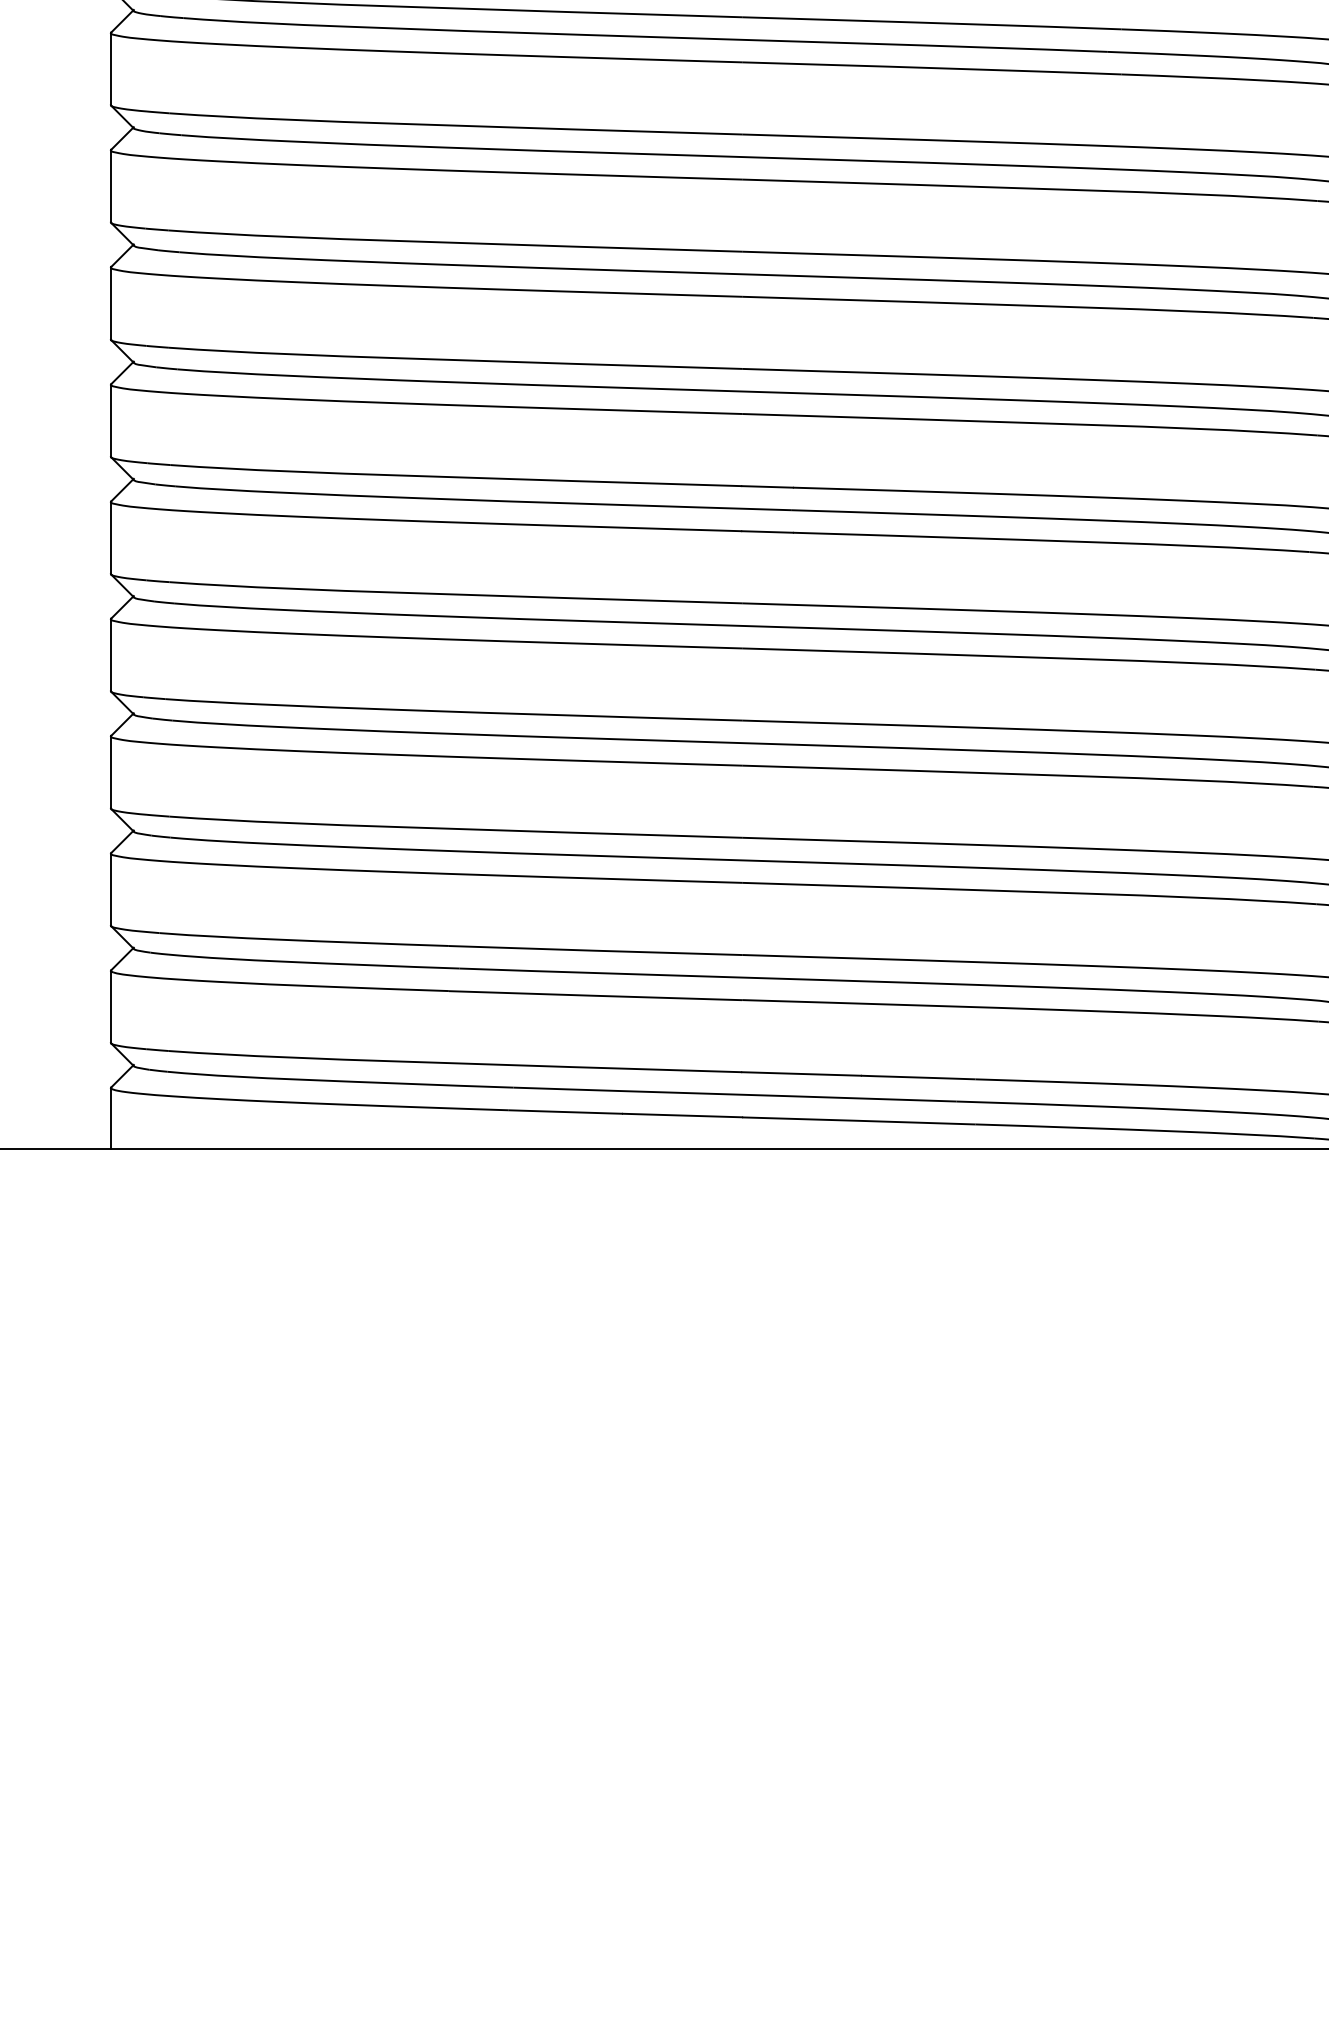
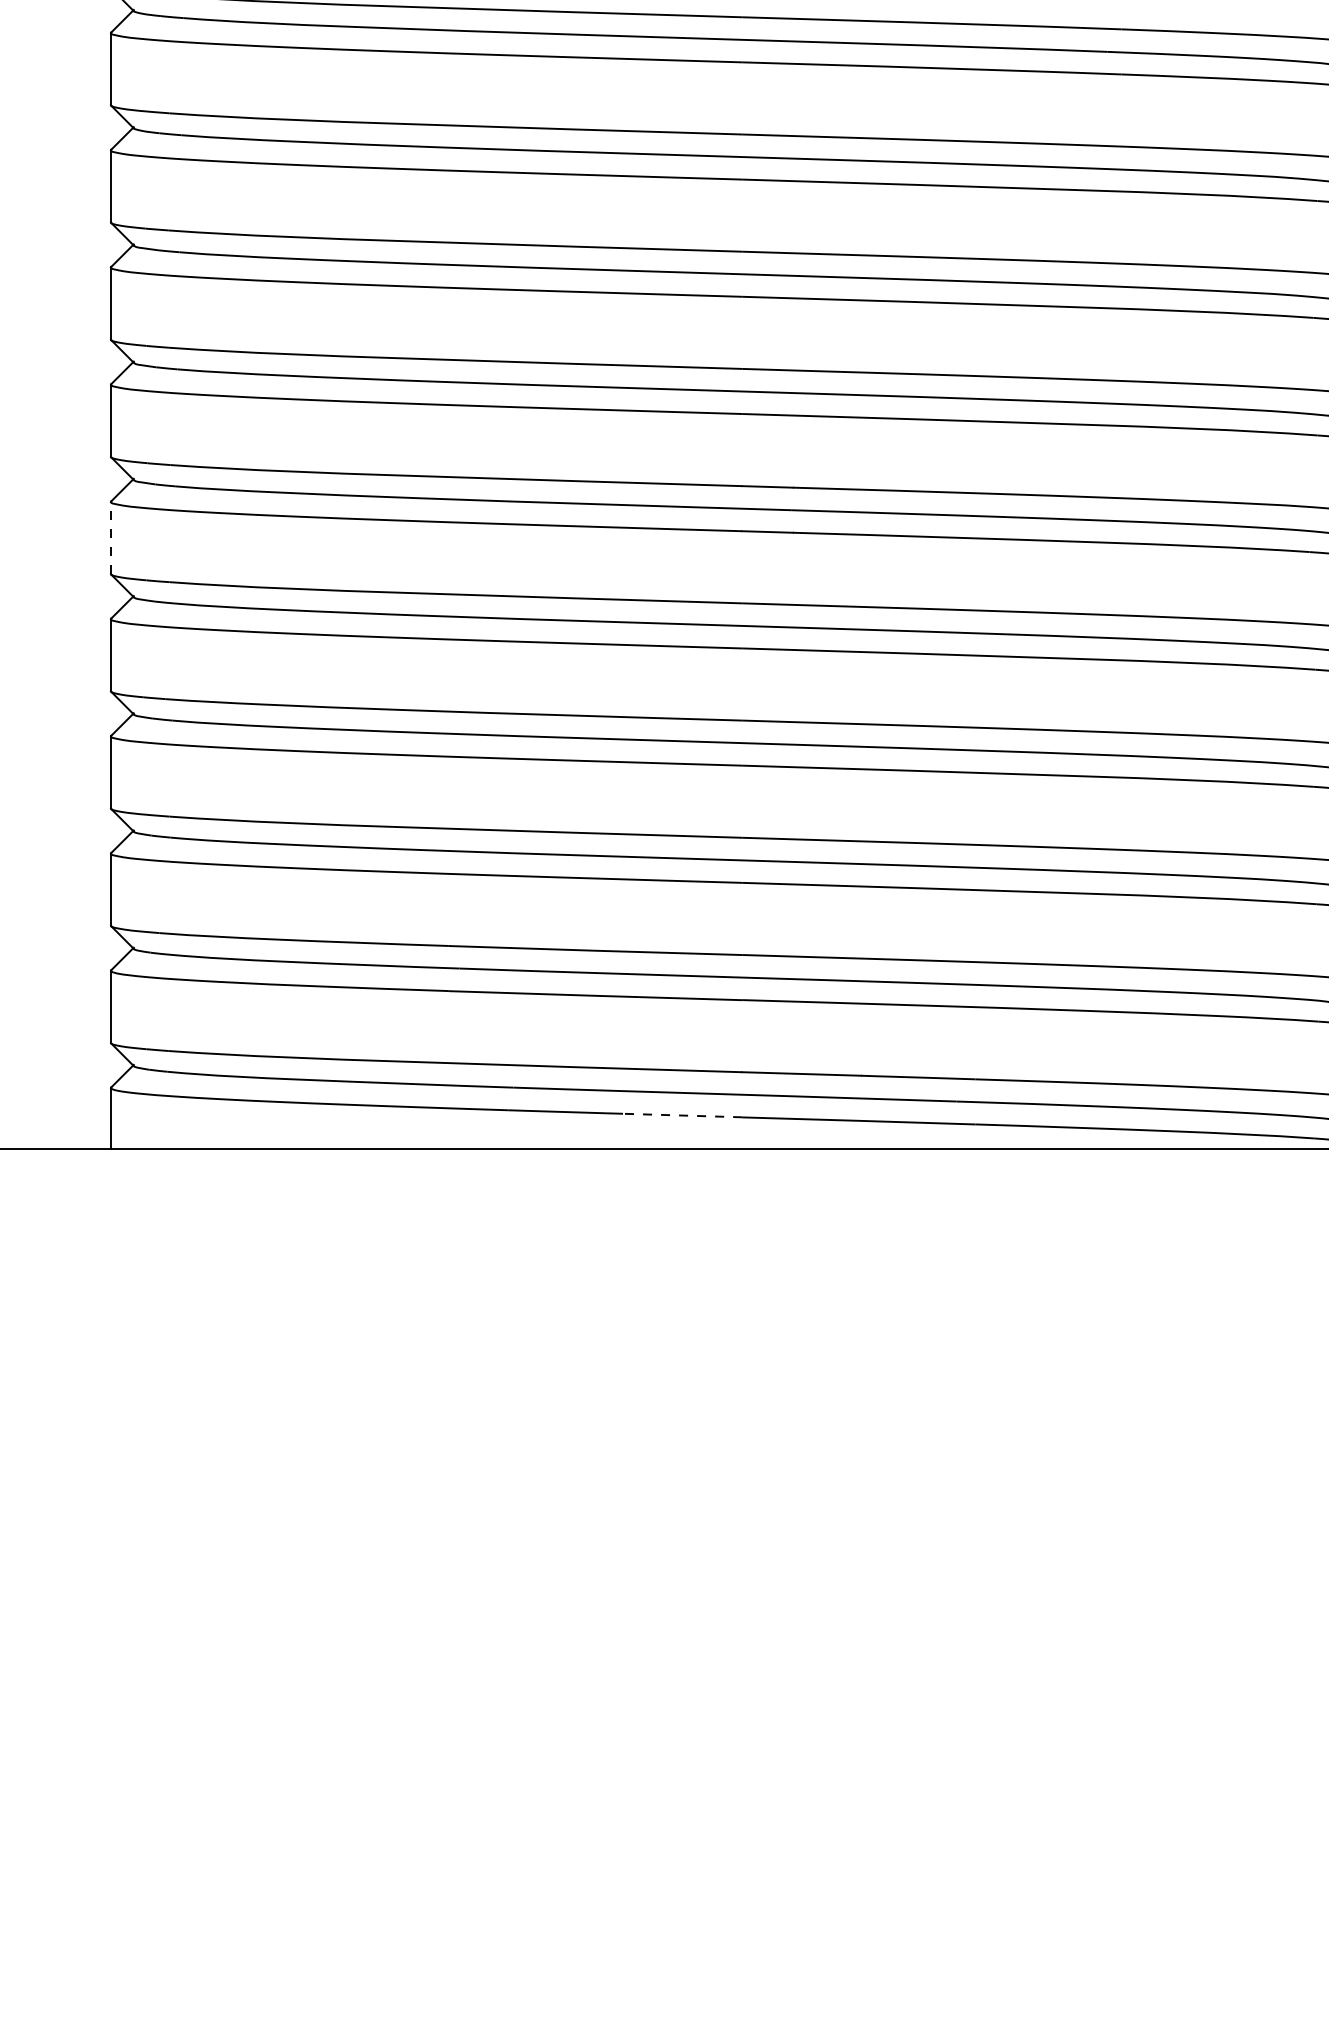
line: solid -> dashed (111, 537)
line: solid -> dashed (682, 1115)
